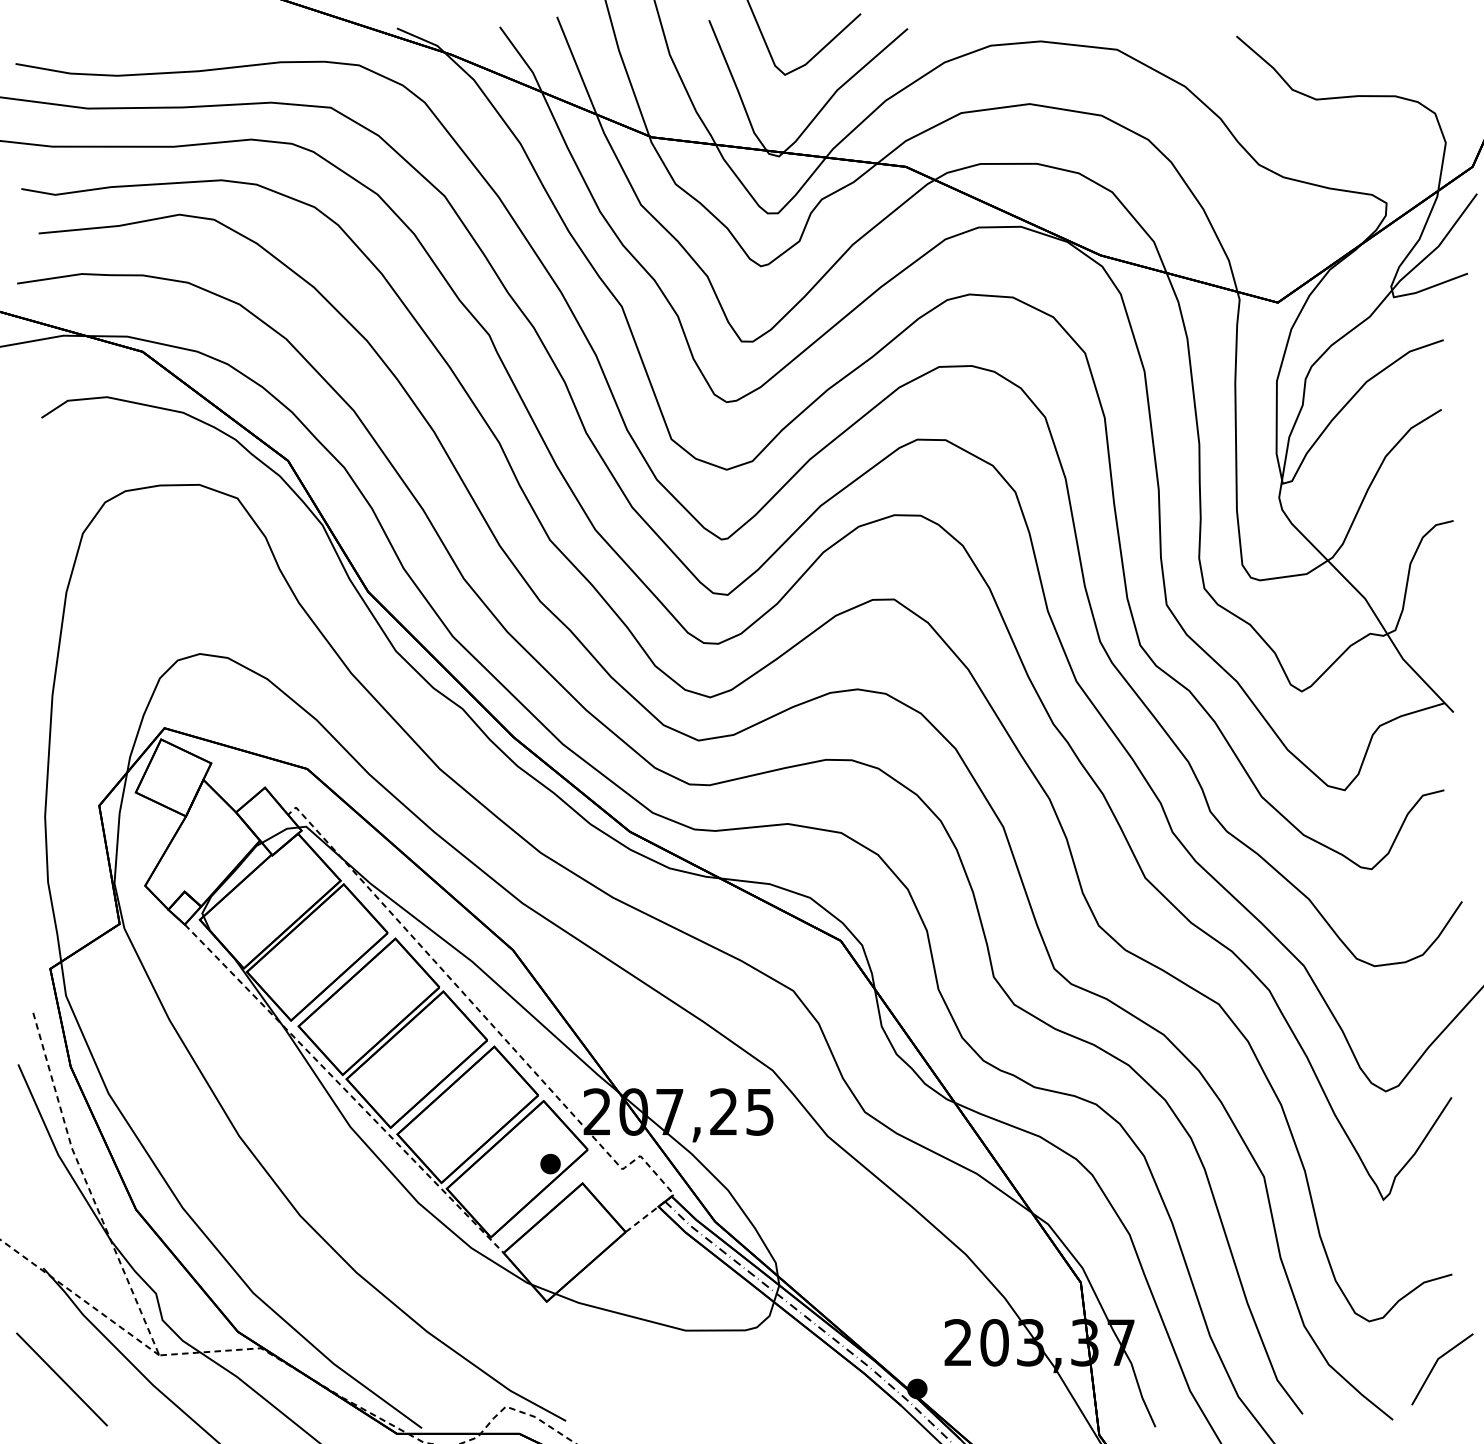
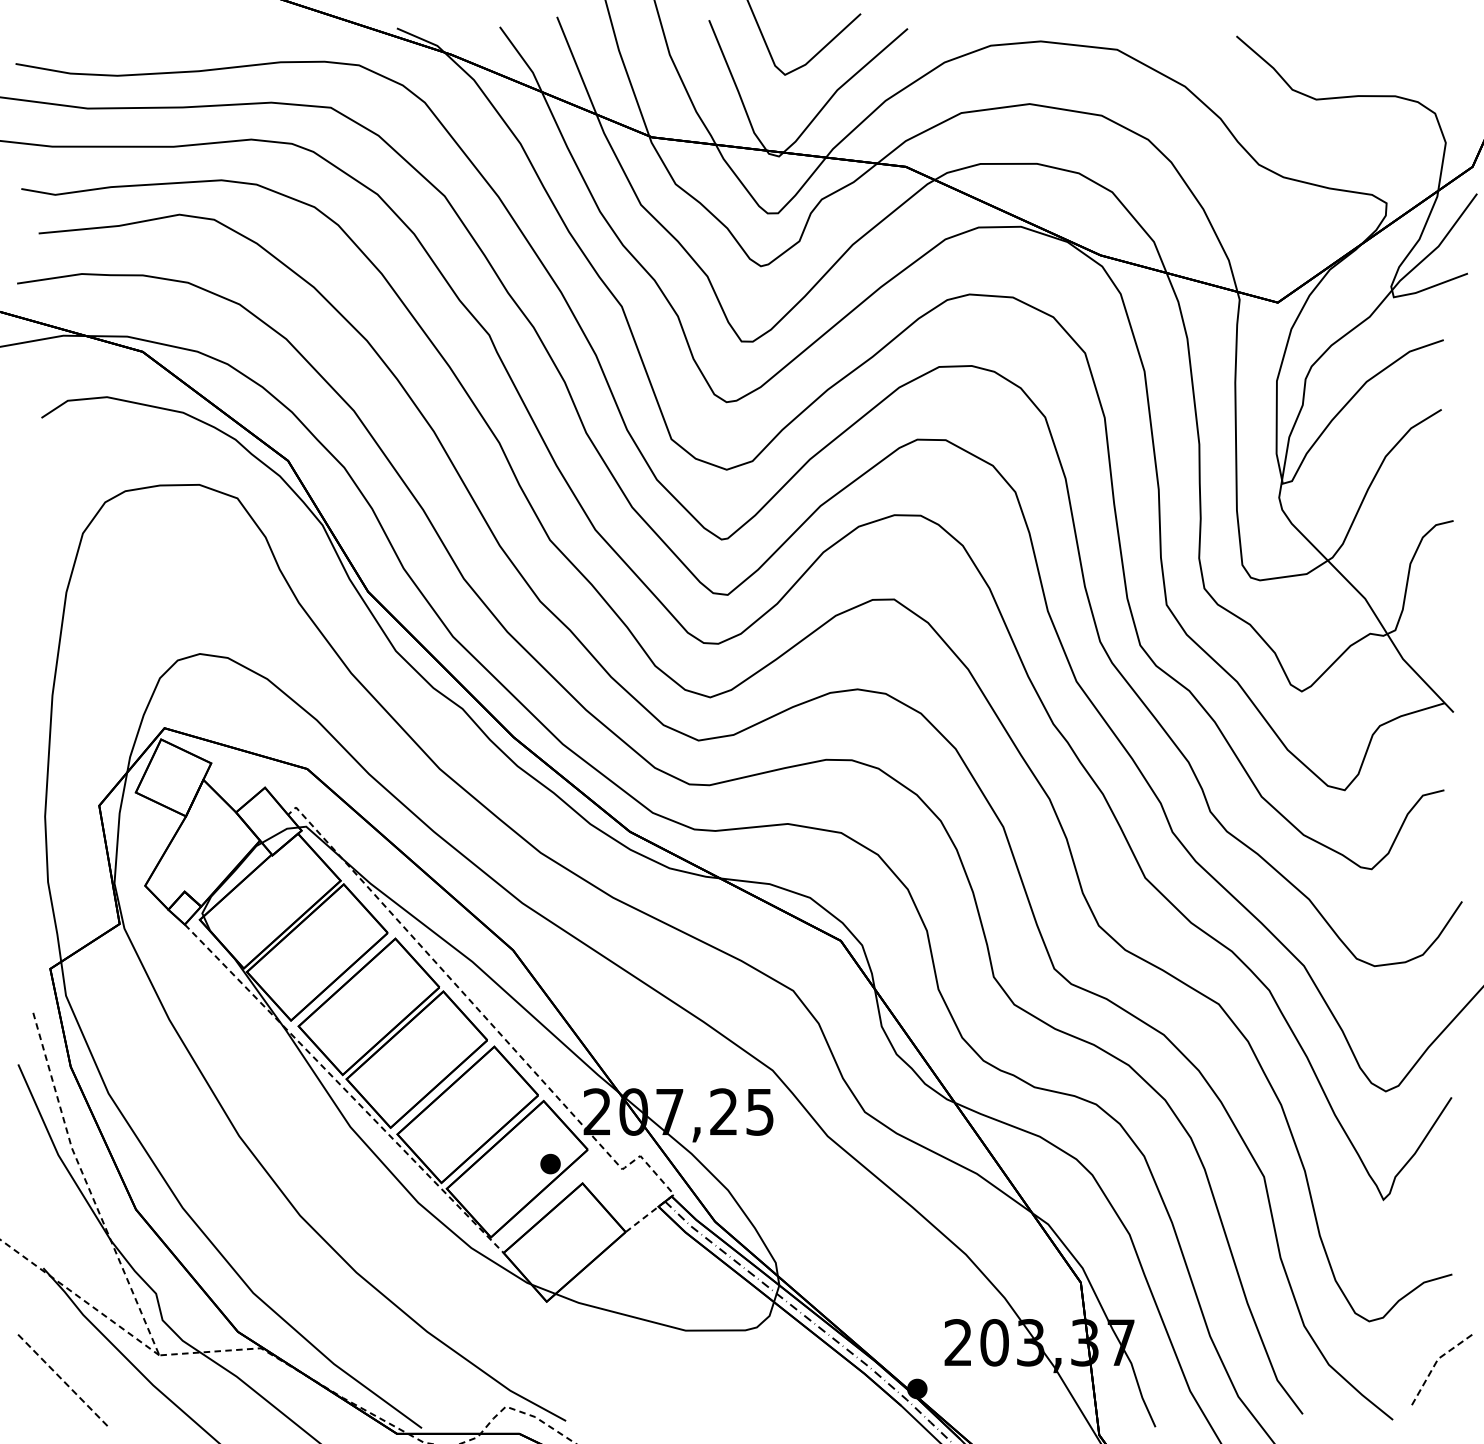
line: solid -> dashed (1436, 1362)
line: solid -> dashed (61, 1379)
